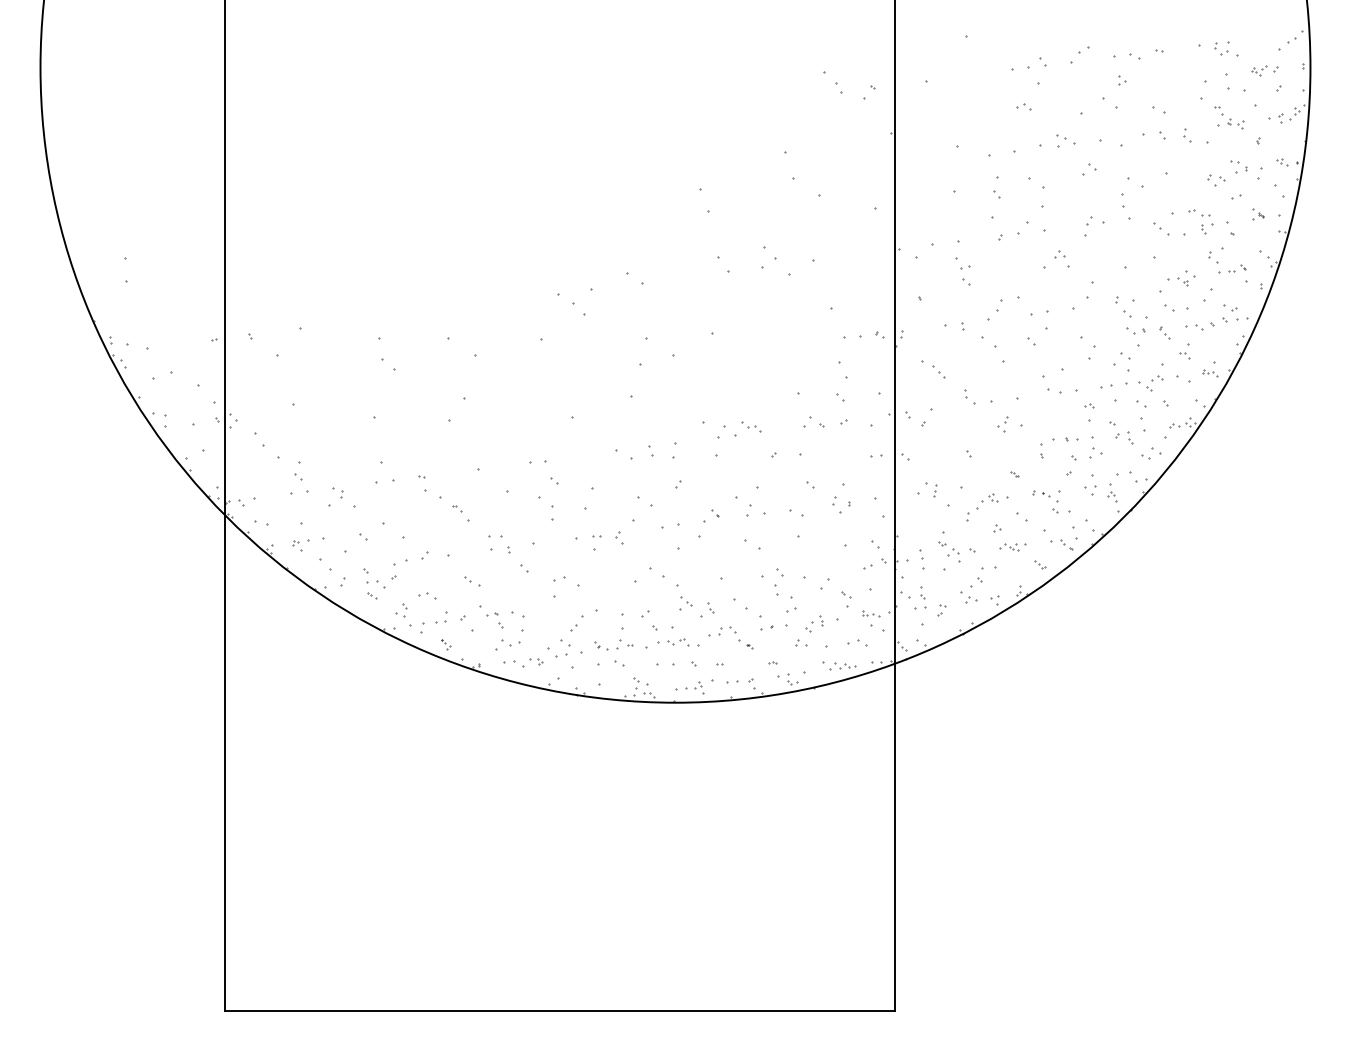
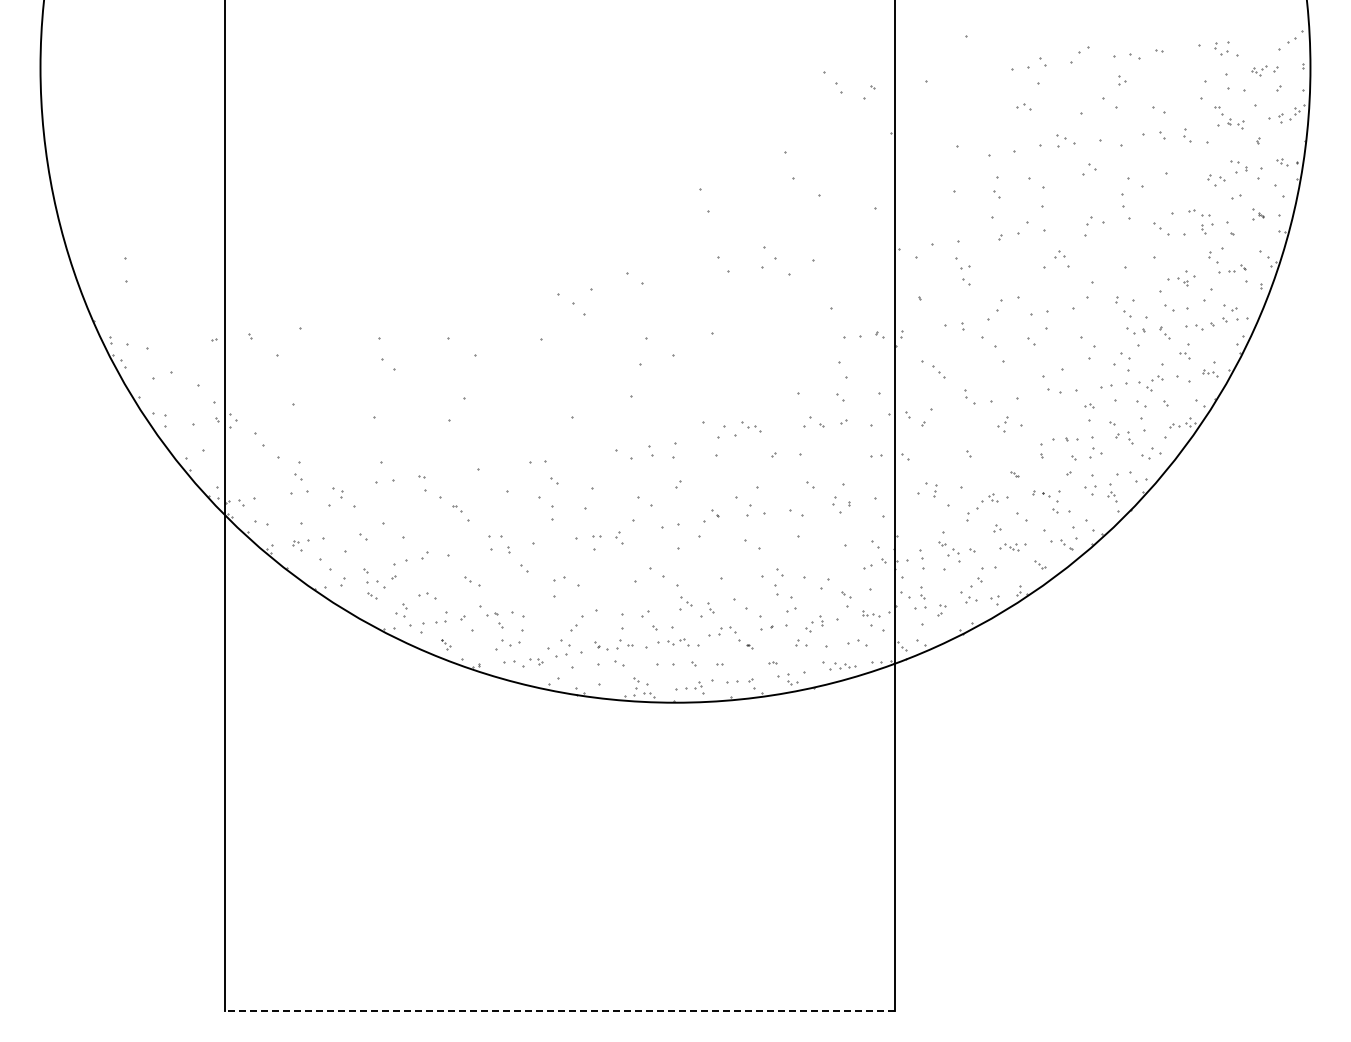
line: solid -> dashed (559, 1010)
